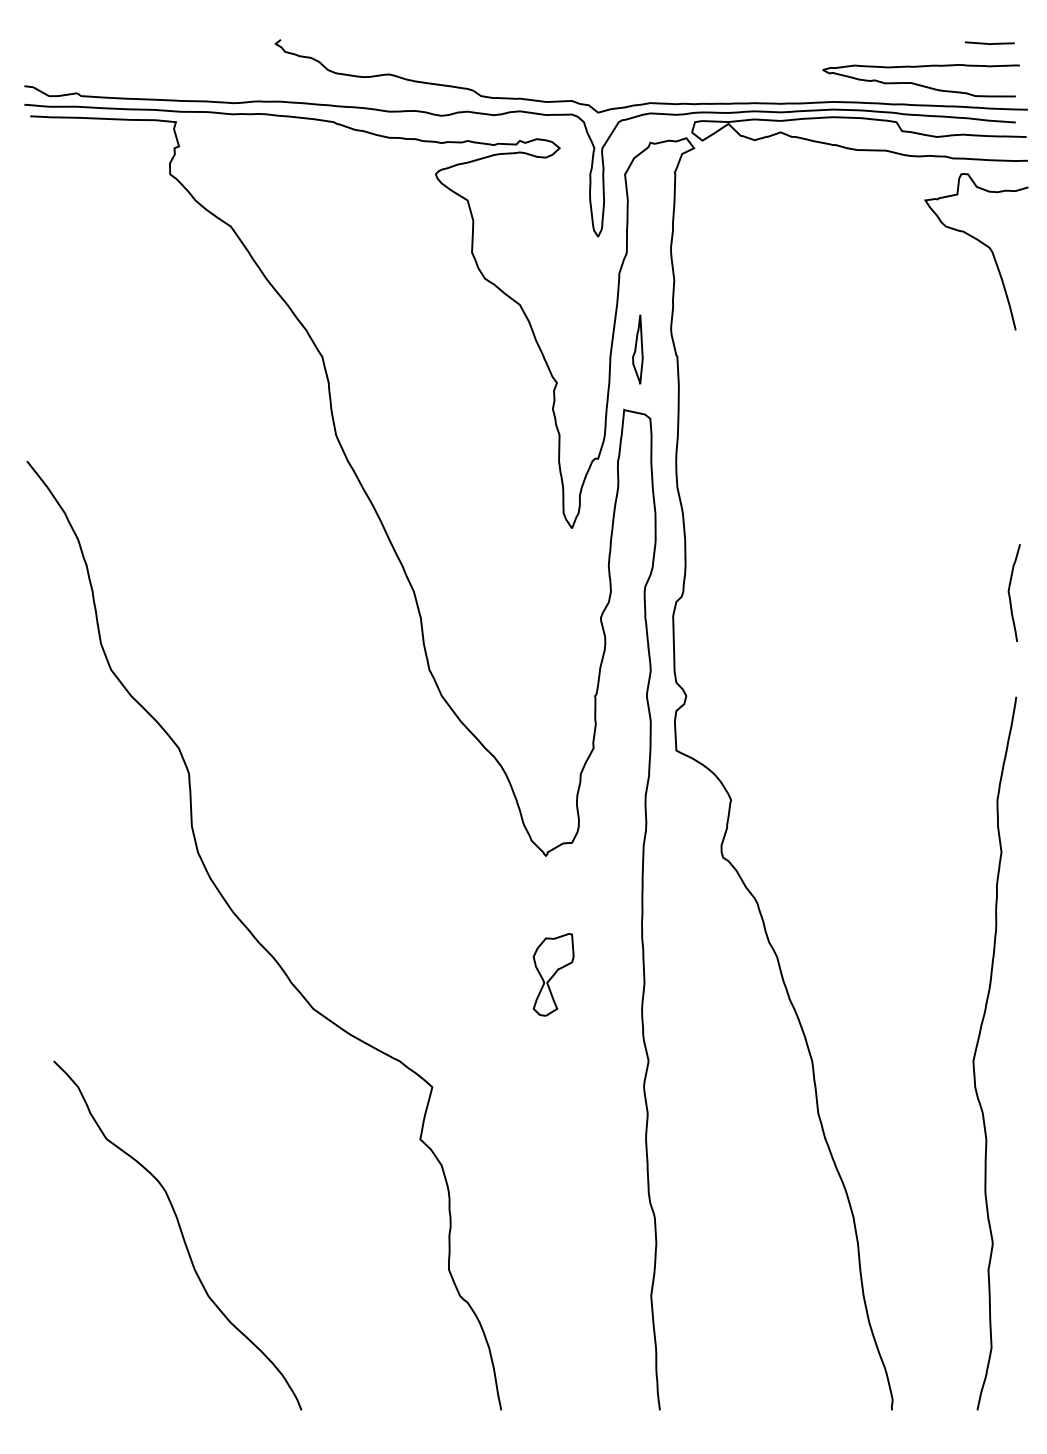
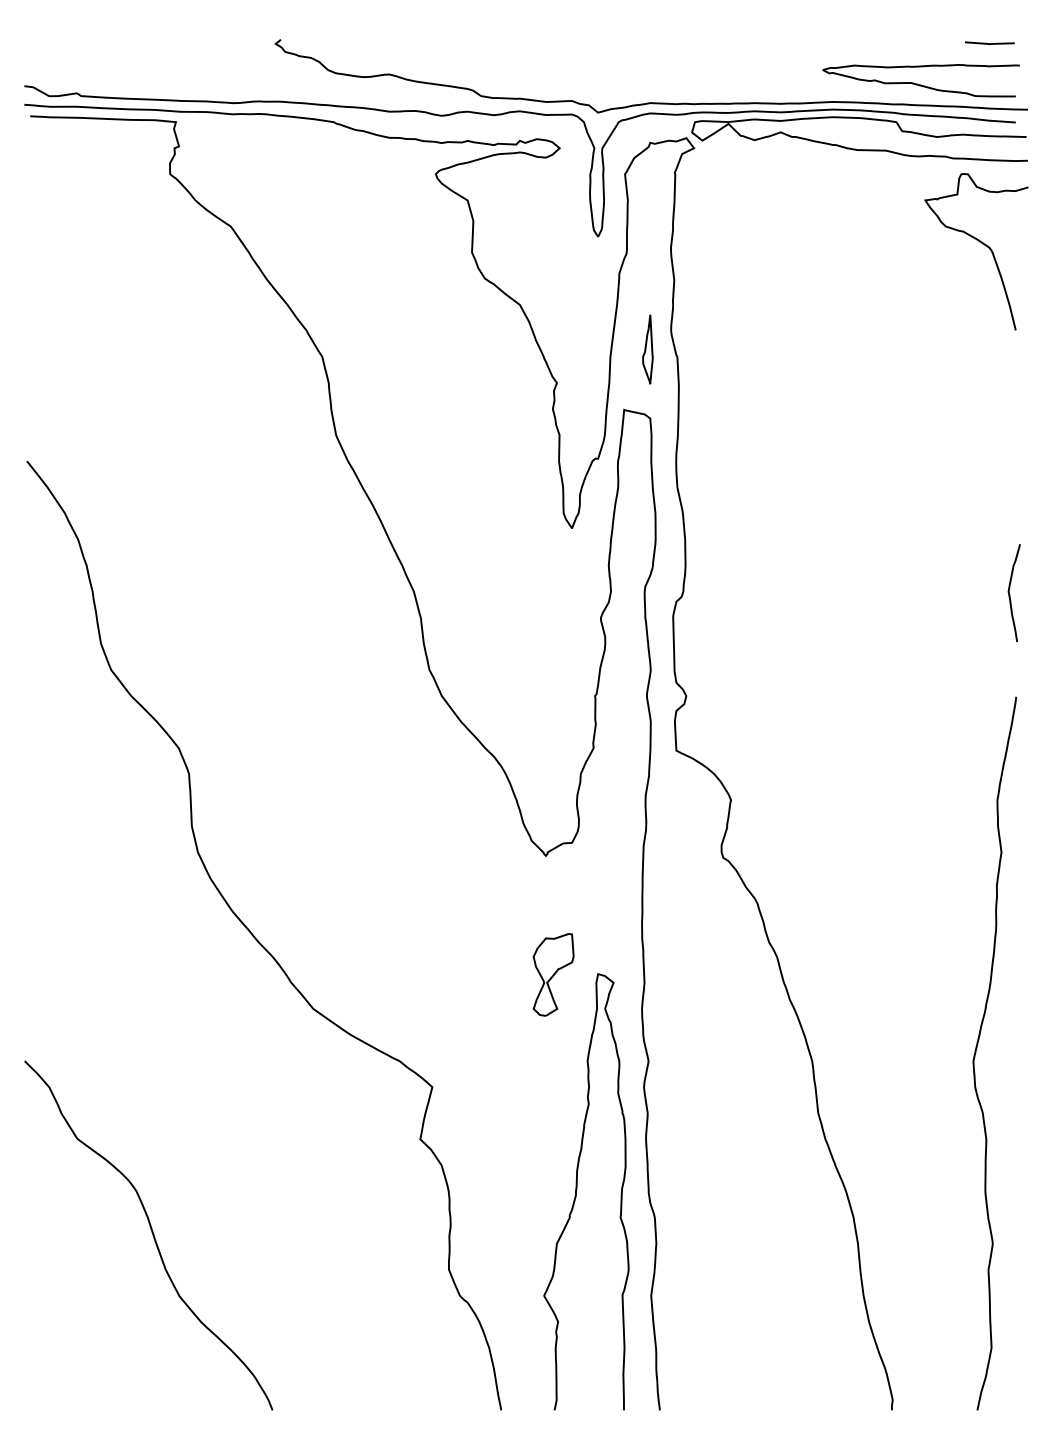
part position: (637, 349) -> (647, 349) (647, 349)
curve: none -> present (577, 1189)
curve position: (181, 1235) -> (152, 1235) (152, 1235)
